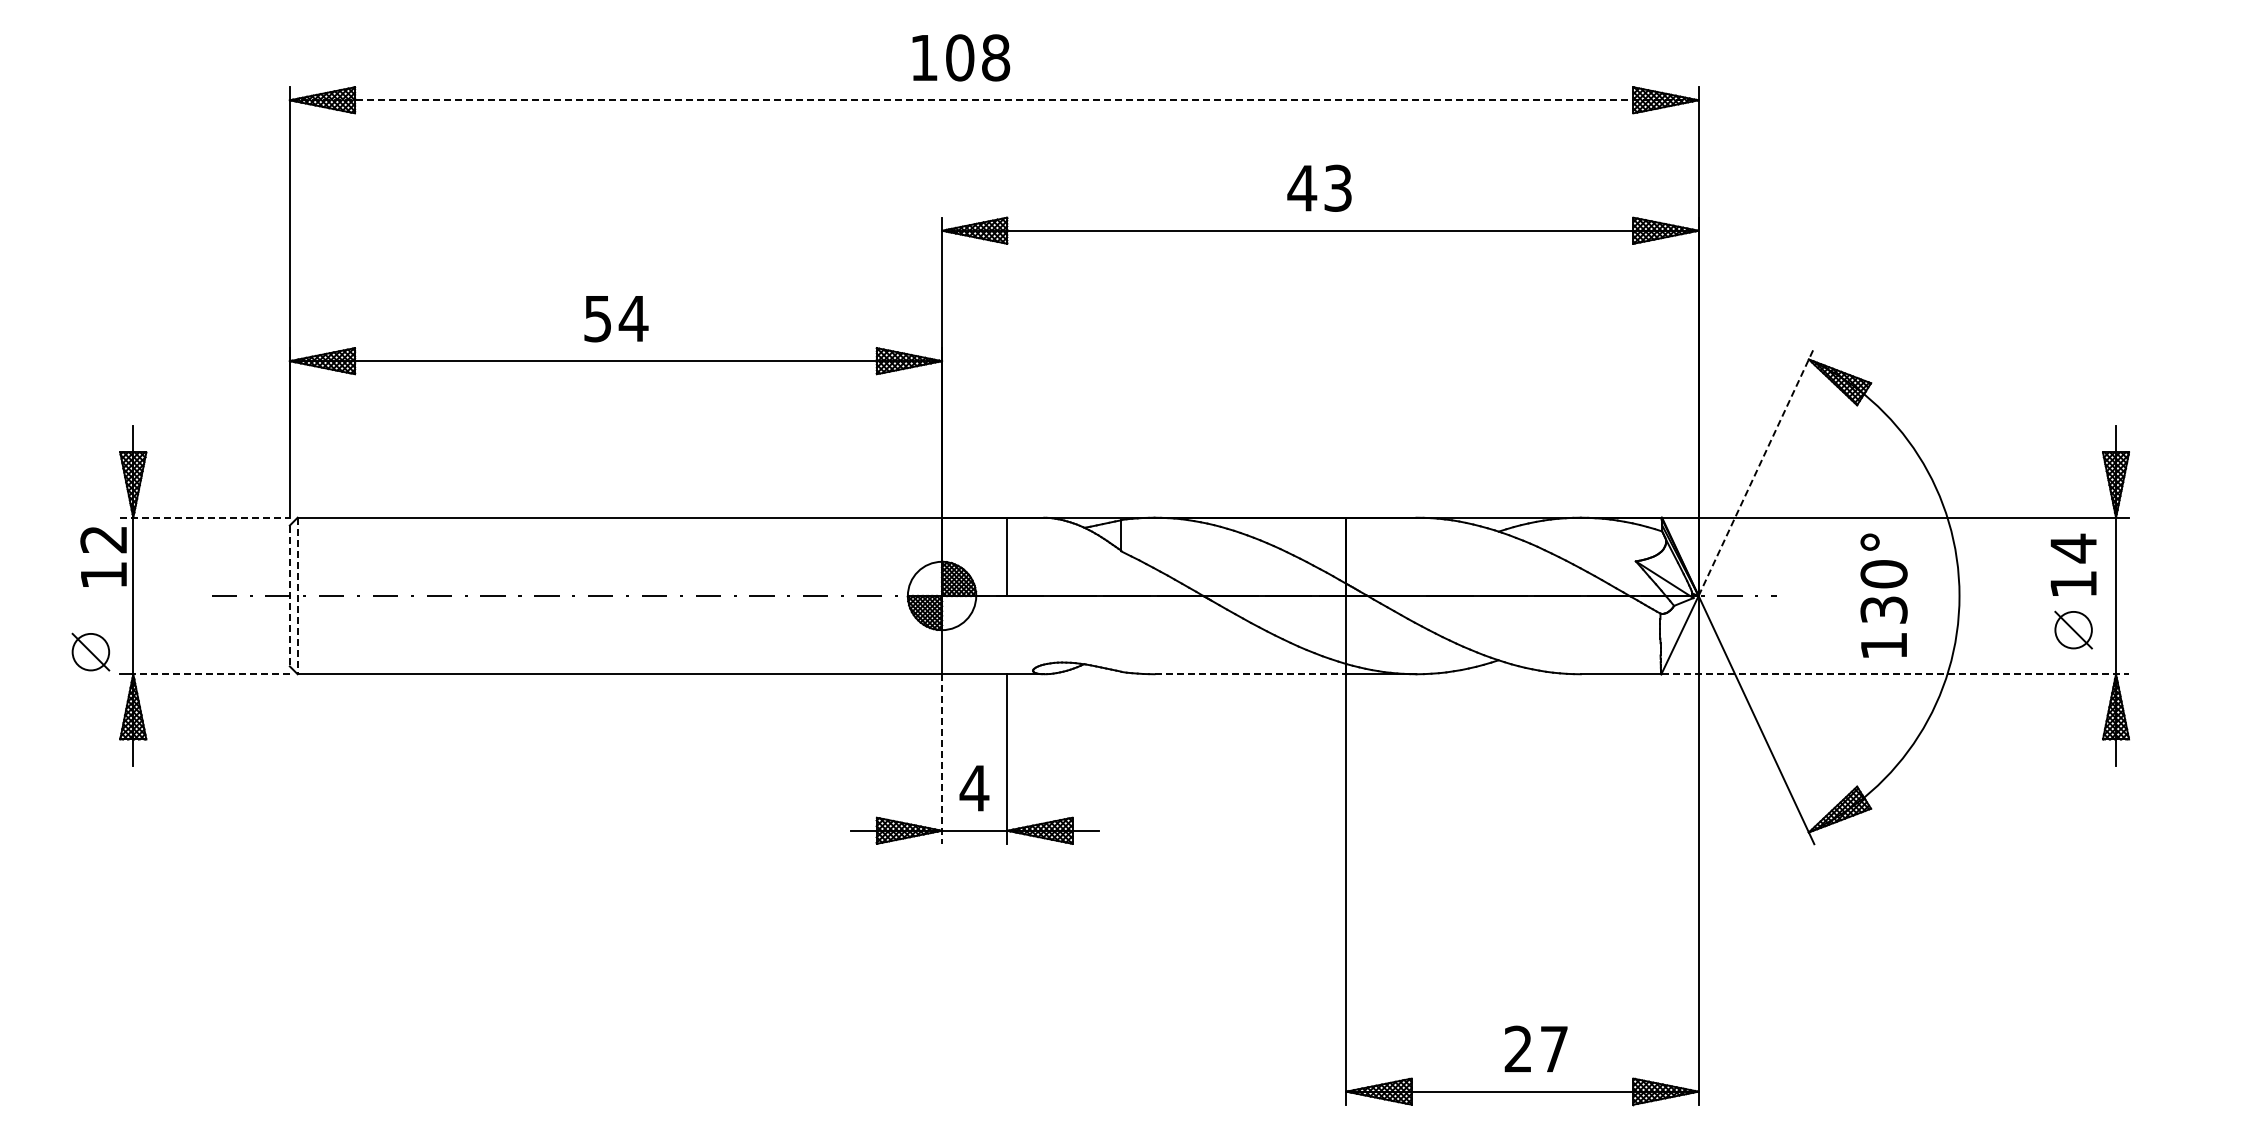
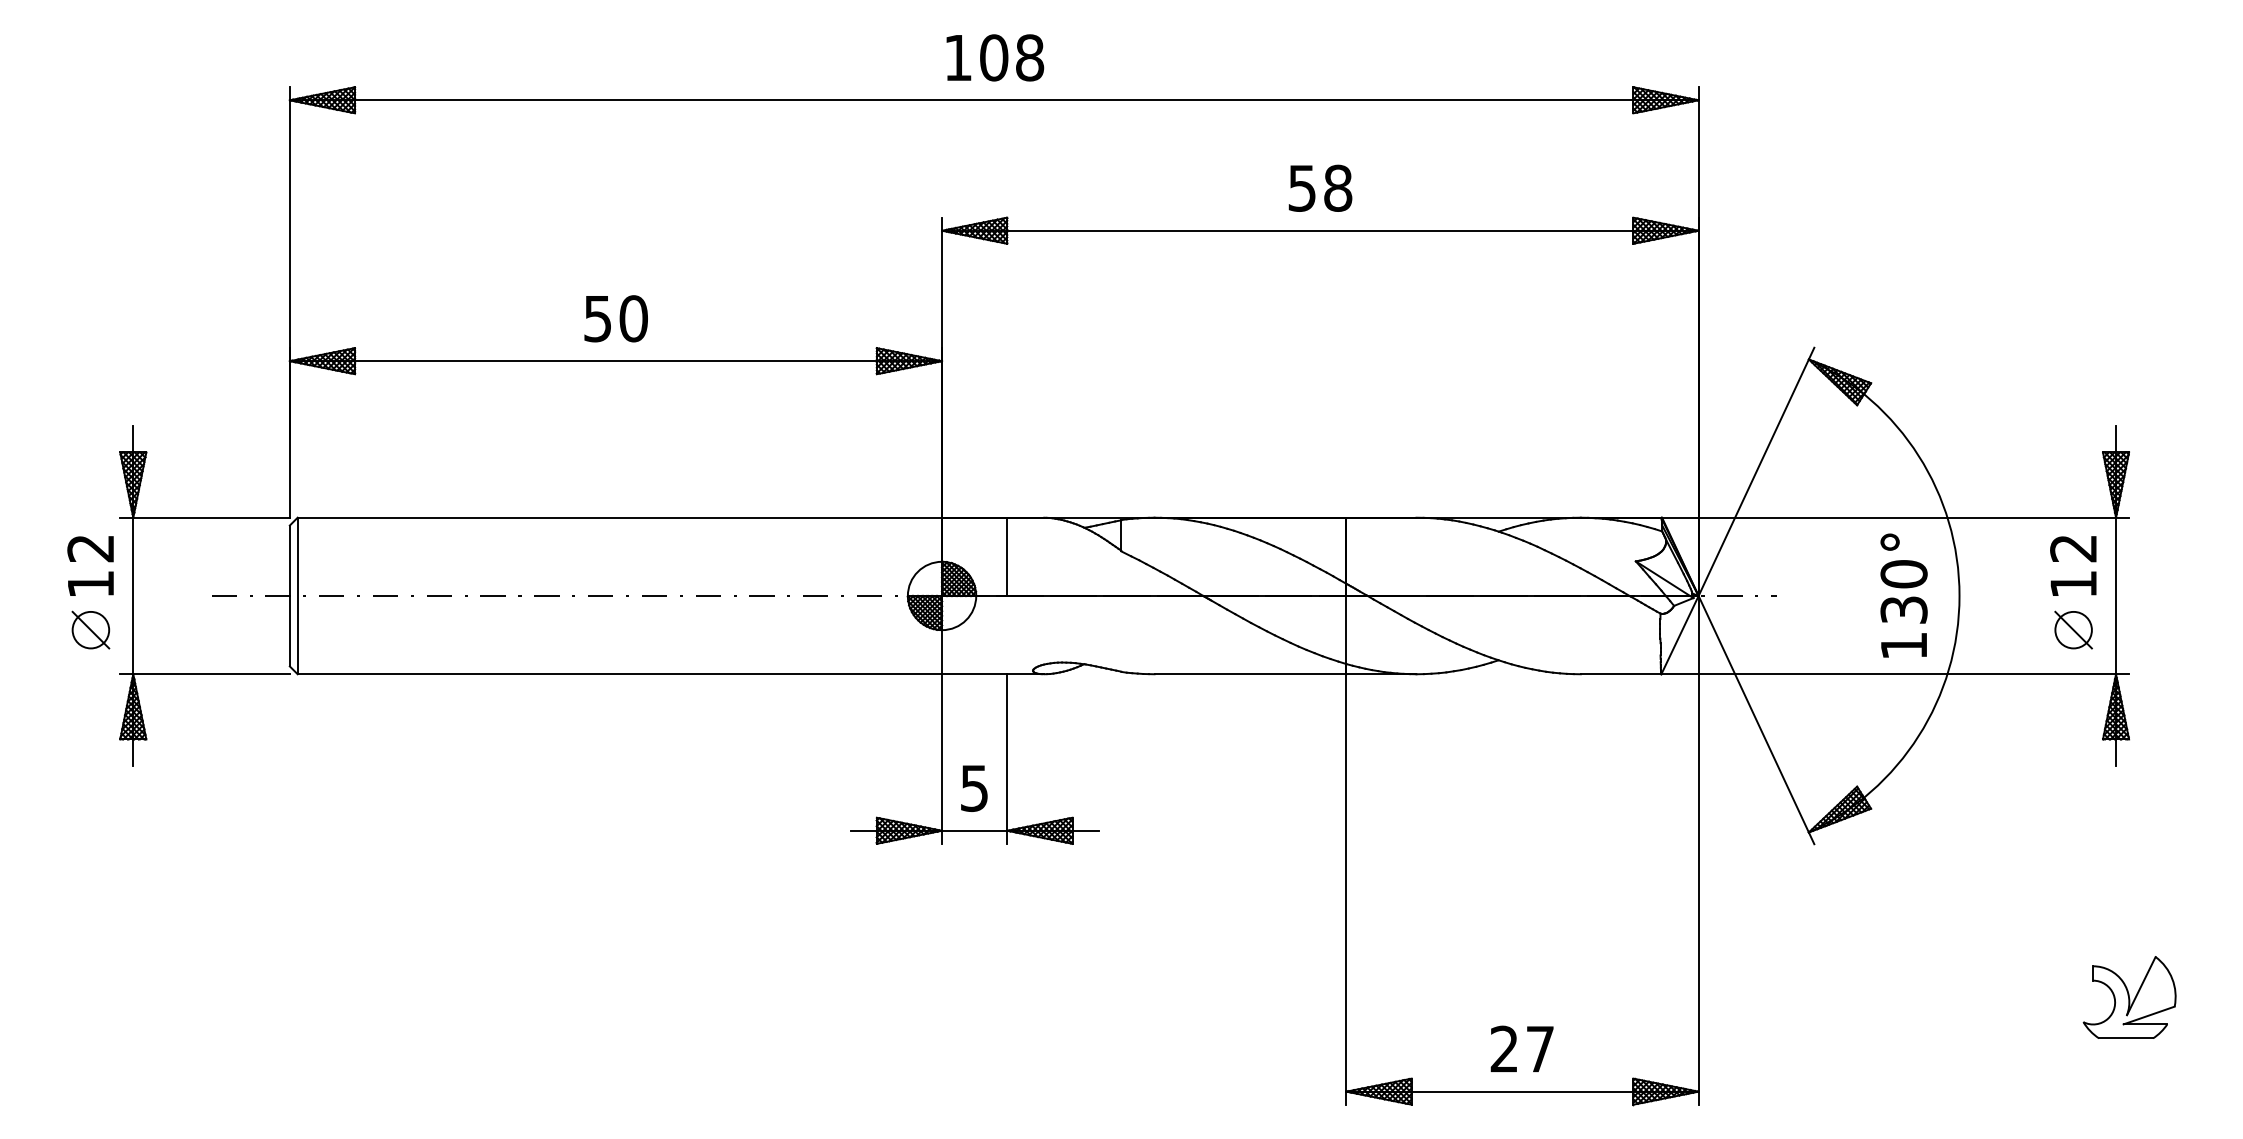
text position: (961, 57) -> (995, 57) (995, 57)
line: dashed -> solid (994, 100)
text: 43 -> 58 (1319, 187)
text: 54 -> 50 (633, 318)
line: dashed -> solid (1756, 471)
line: dashed -> solid (205, 517)
text: 14 -> 12 (2073, 548)
text position: (103, 556) -> (90, 565) (90, 565)
text position: (1883, 595) -> (1903, 595) (1903, 595)
line: dashed -> solid (289, 596)
line: dashed -> solid (297, 596)
part position: (90, 651) -> (90, 629) (90, 629)
line: dashed -> solid (211, 674)
line: dashed -> solid (1250, 674)
line: dashed -> solid (1896, 674)
line: dashed -> solid (942, 759)
text: 4 -> 5 (974, 788)
part: none -> present (2129, 997)
text position: (1535, 1048) -> (1521, 1048) (1521, 1048)
